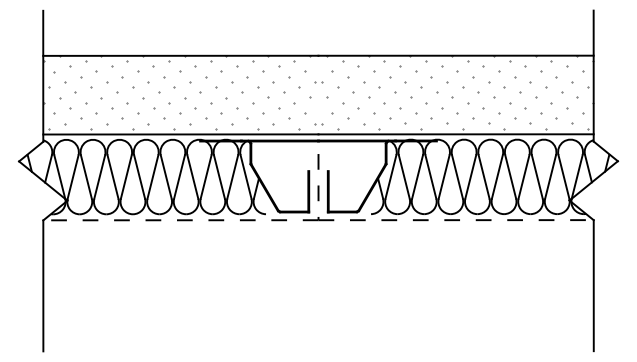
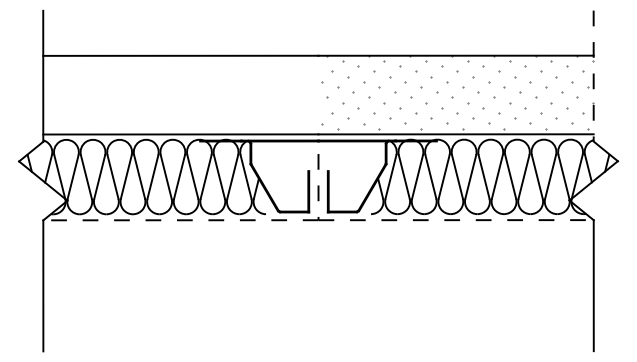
line: solid -> dashed (593, 76)
hatch: present -> none (179, 91)
